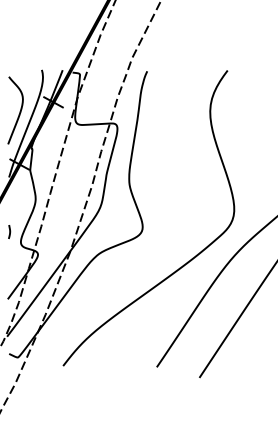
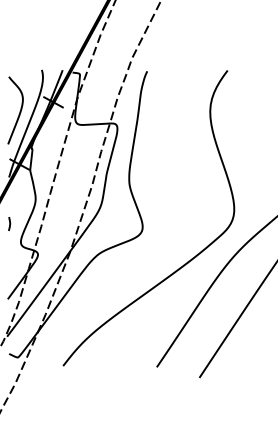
curve position: (9, 231) -> (9, 223) (9, 223)
